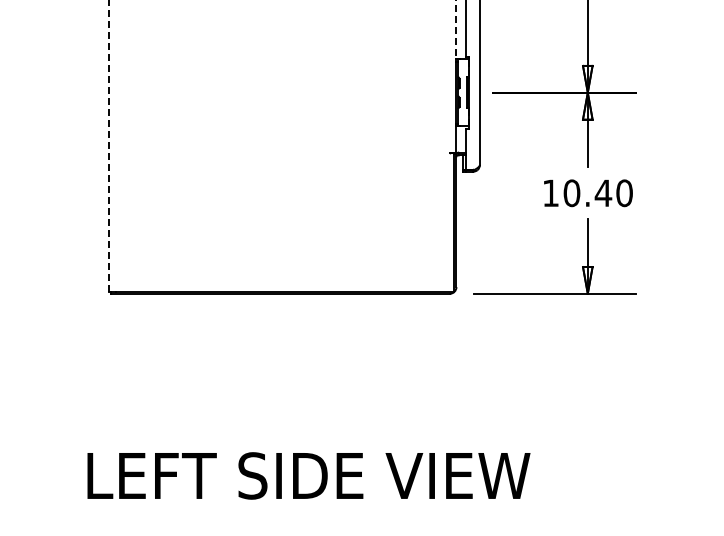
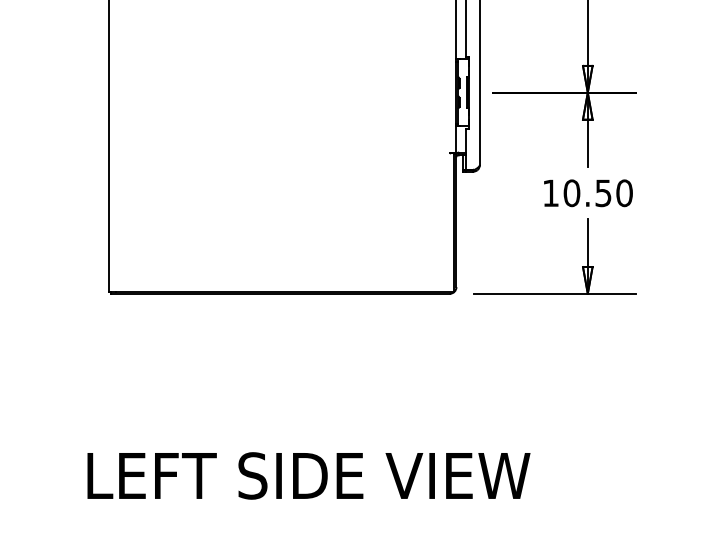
line: dashed -> solid (456, 30)
line: dashed -> solid (109, 145)
text: 10.40 -> 10.50 (603, 193)
